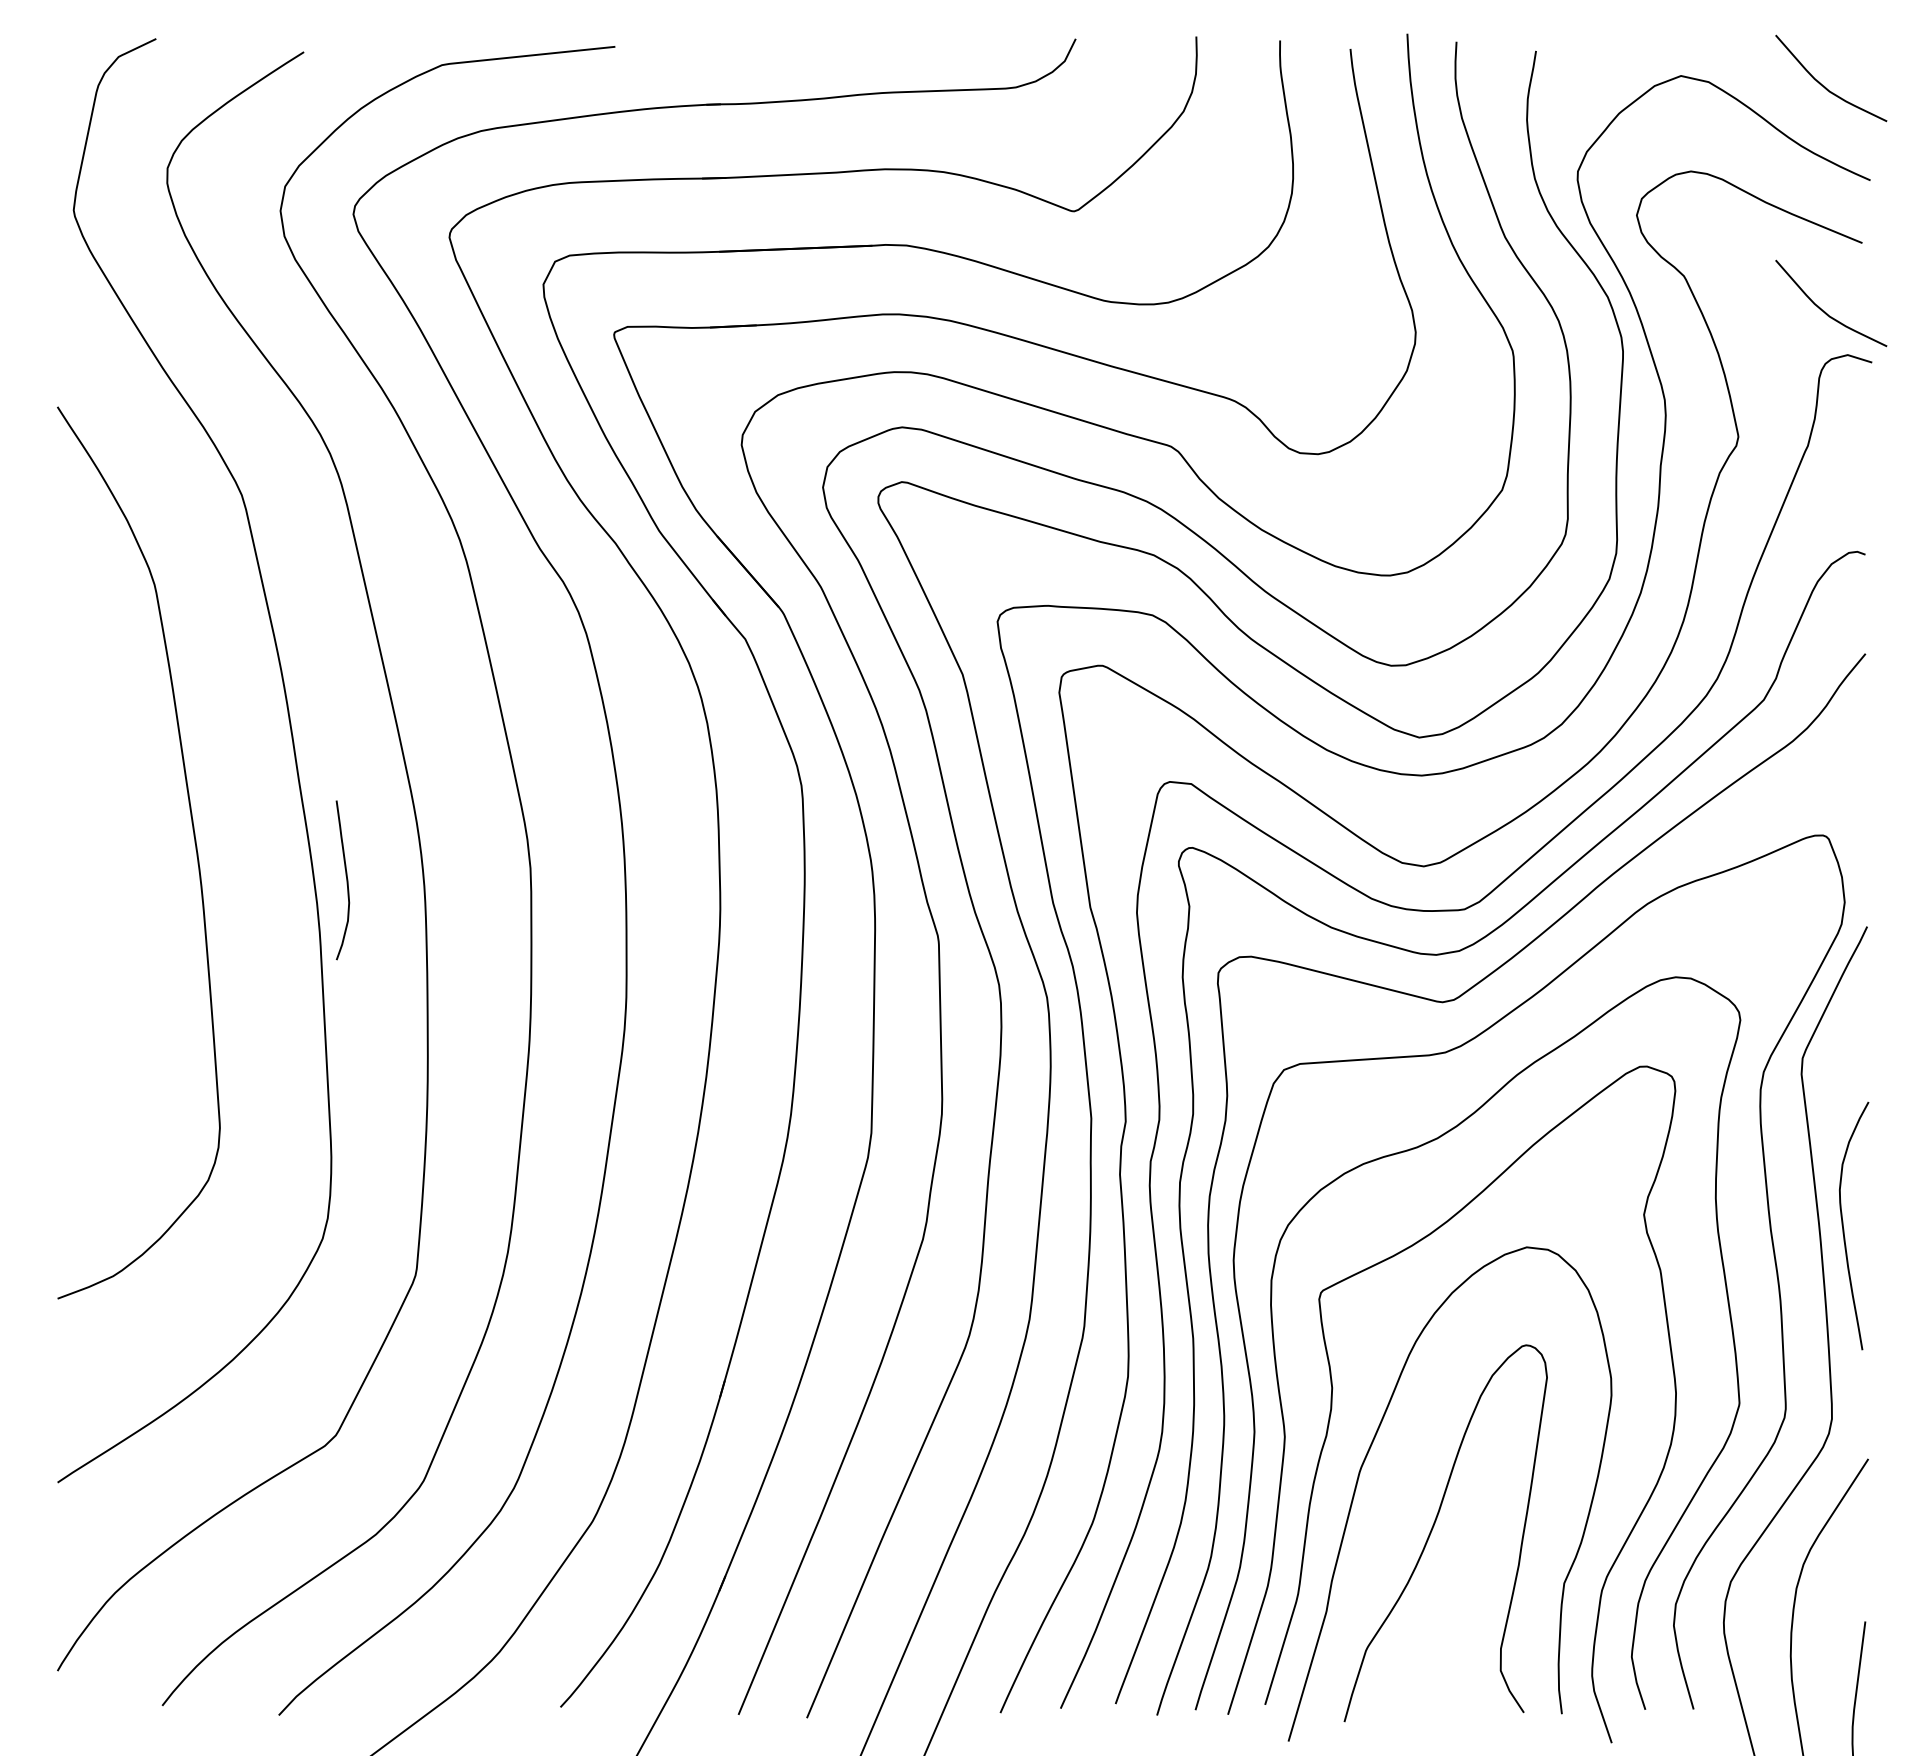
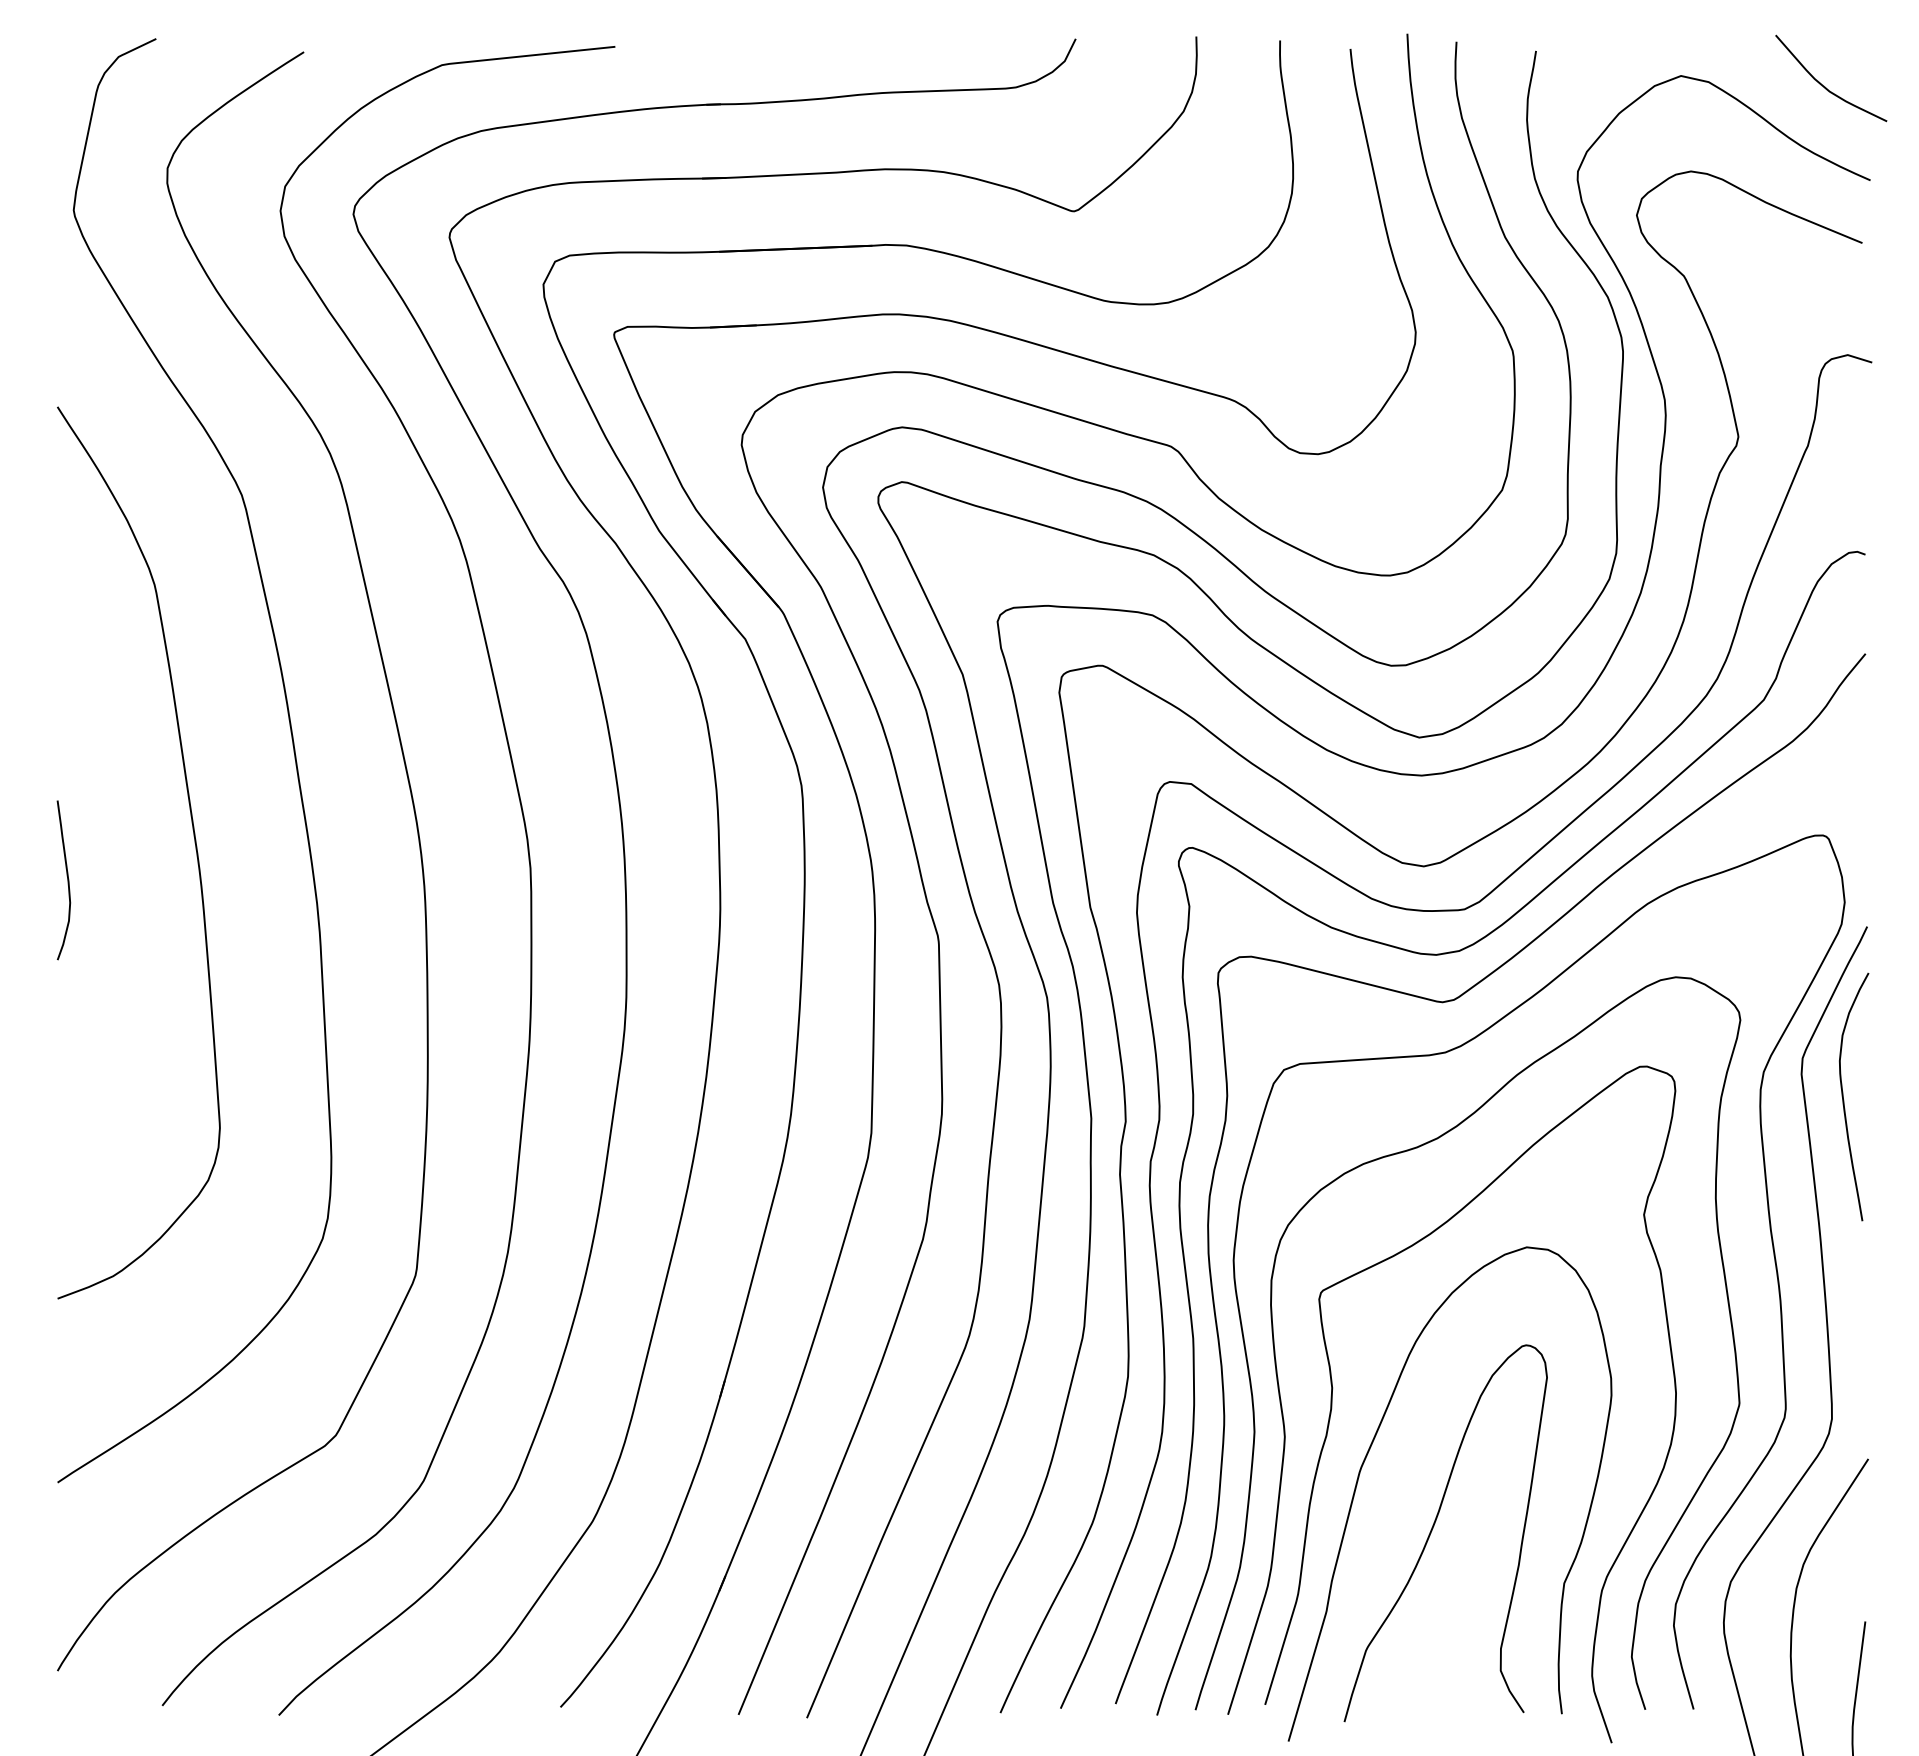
curve: present -> none (1825, 311)
curve position: (346, 880) -> (67, 880) (67, 880)
curve position: (1844, 1229) -> (1844, 1100) (1844, 1100)
